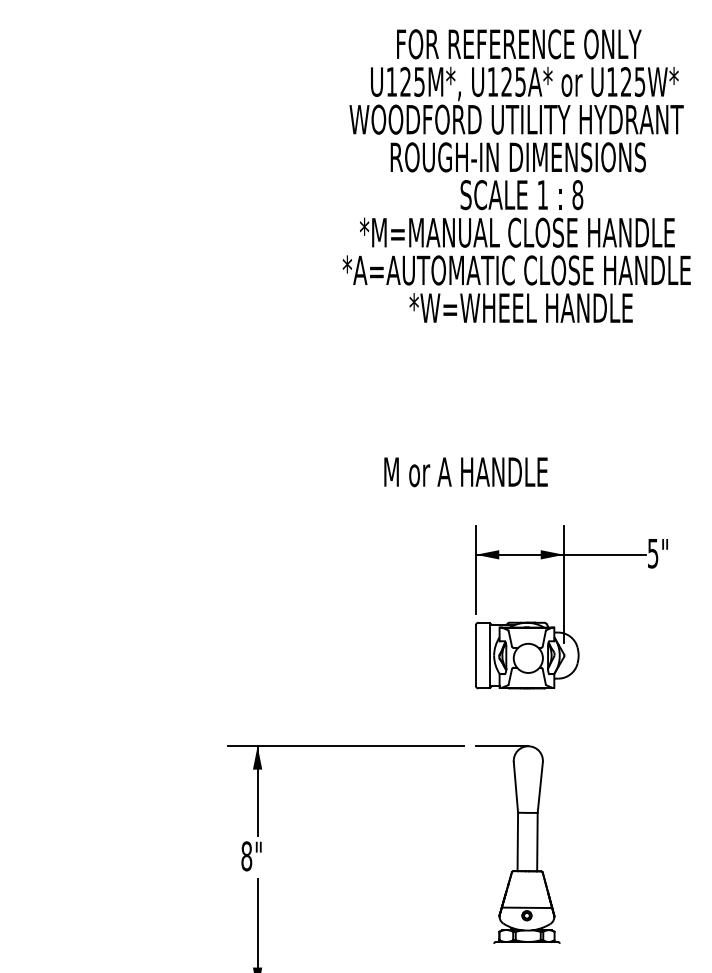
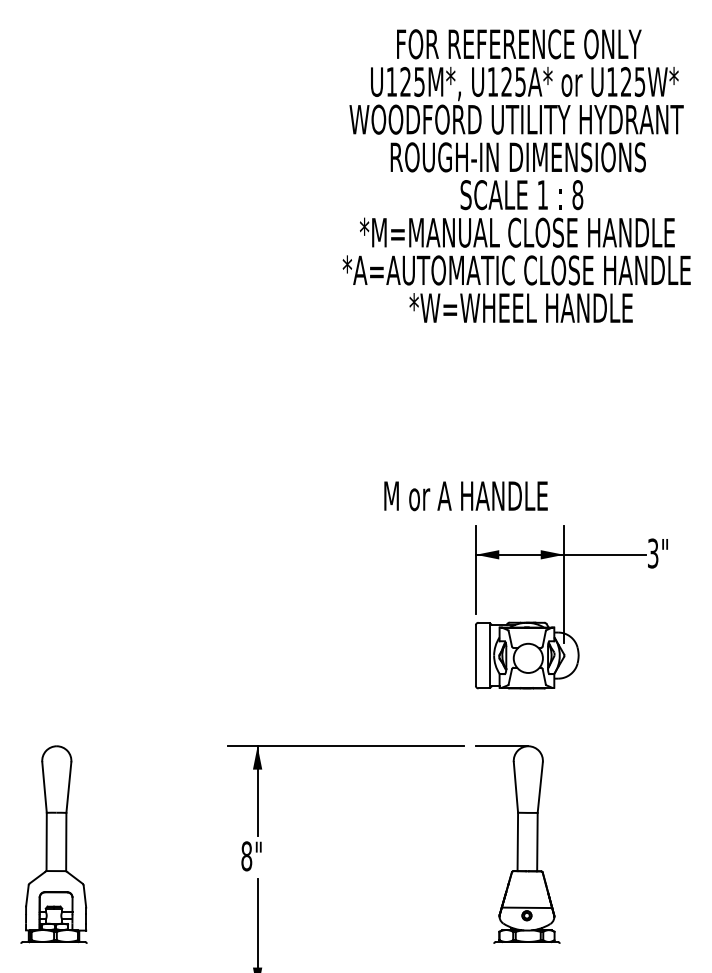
text position: (465, 472) -> (465, 496) (465, 496)
text: 5" -> 3" (653, 552)
part: none -> present (53, 844)
